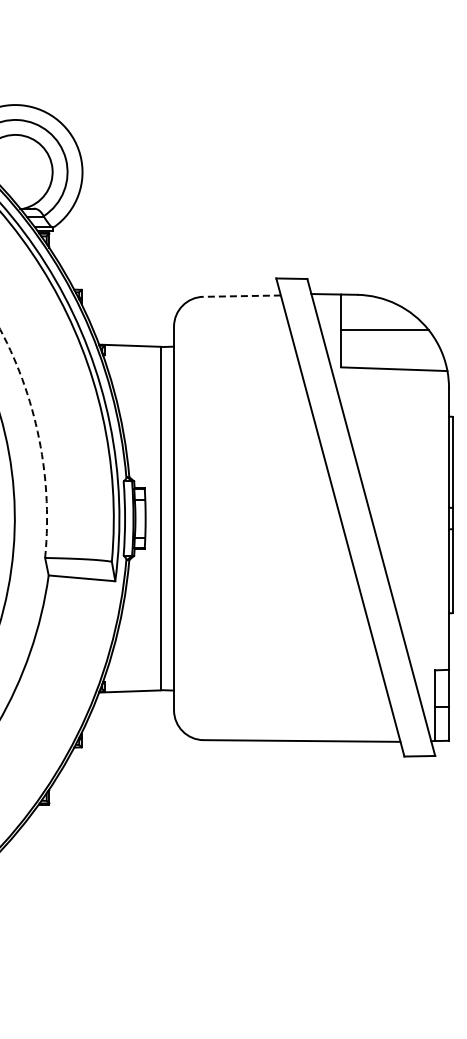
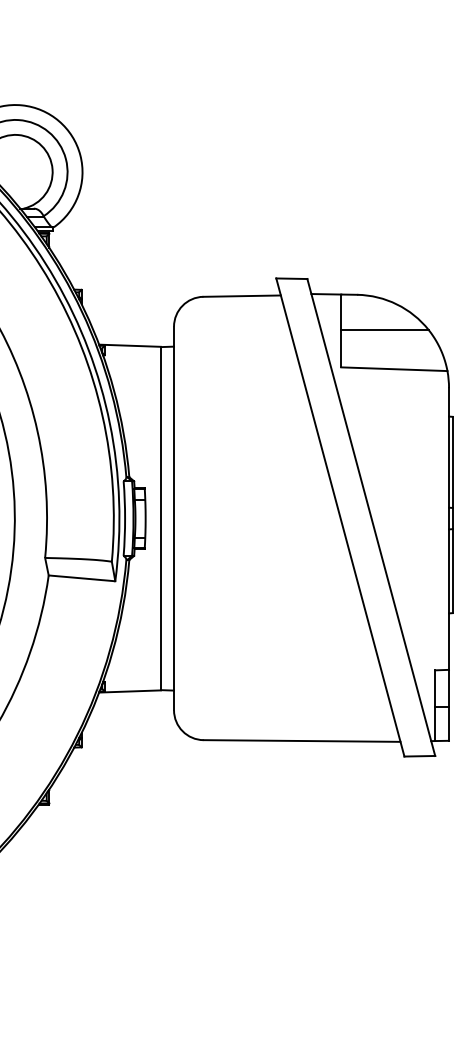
line: dashed -> solid (242, 296)
arc: dashed -> solid (39, 439)
